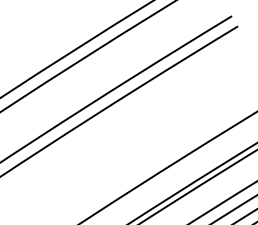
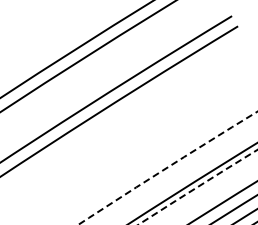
arc: solid -> dashed (167, 167)
arc: solid -> dashed (197, 186)
